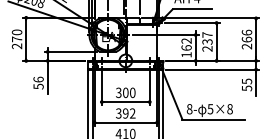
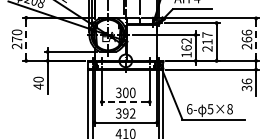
line: solid -> dashed (26, 39)
line: solid -> dashed (256, 40)
text: 237 -> 217 (207, 41)
text: 56 -> 40 (38, 82)
text: 55 -> 36 (246, 84)
line: solid -> dashed (125, 102)
text: 8- -> 6- (189, 109)
